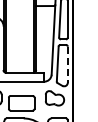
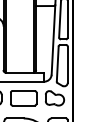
line: dashed -> solid (67, 64)
part position: (21, 103) -> (23, 98) (23, 98)
